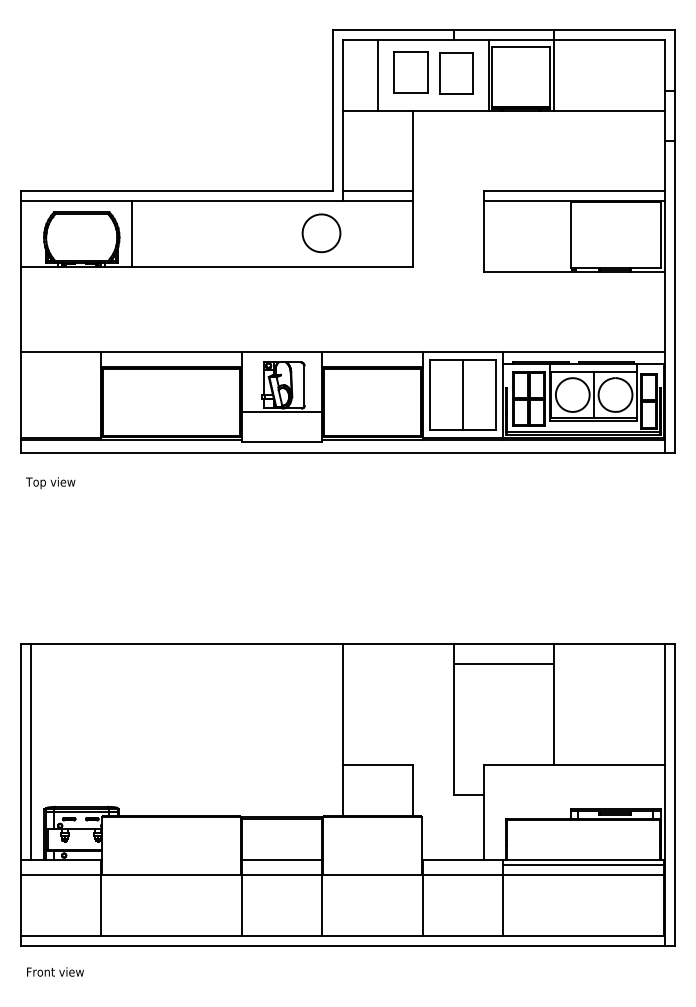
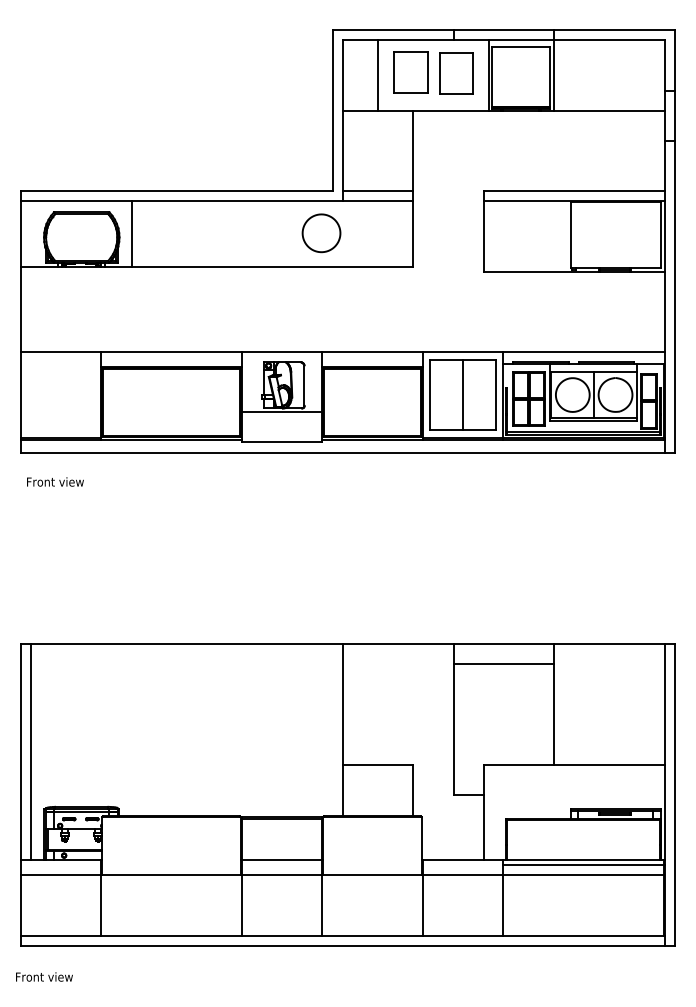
text: Top view -> Front view (54, 483)
text position: (55, 971) -> (44, 976) (44, 976)
